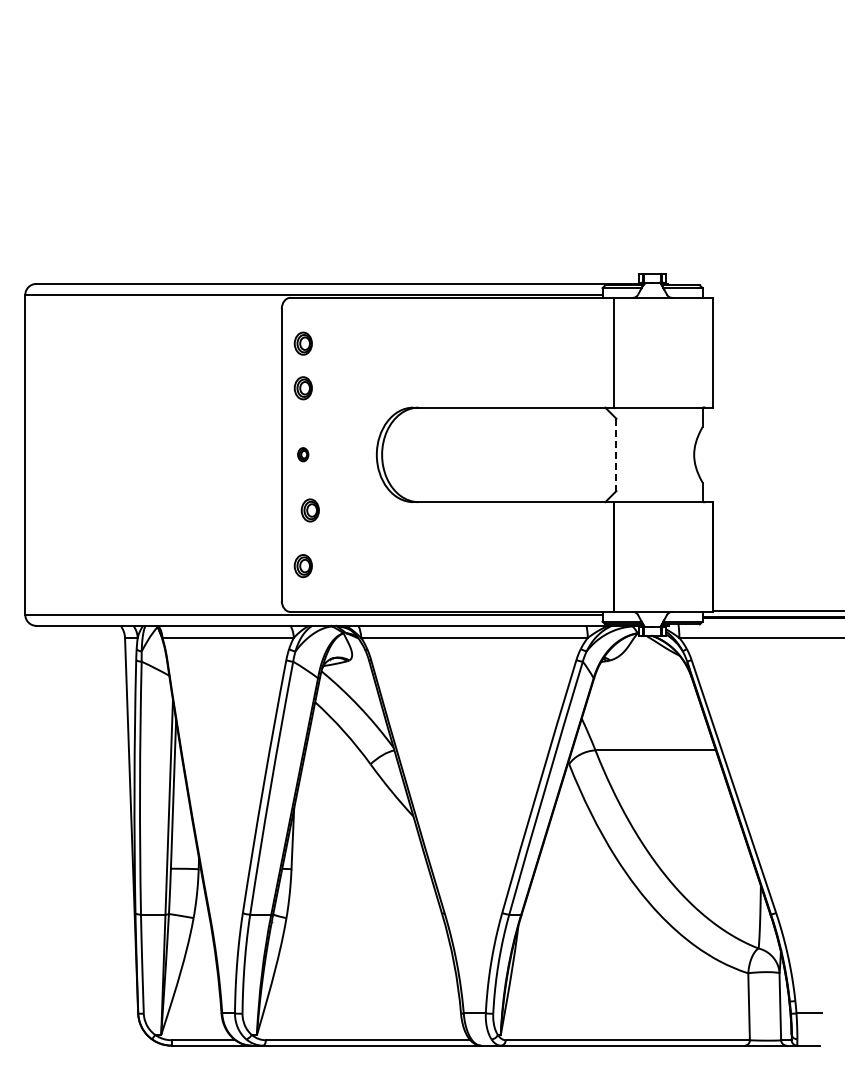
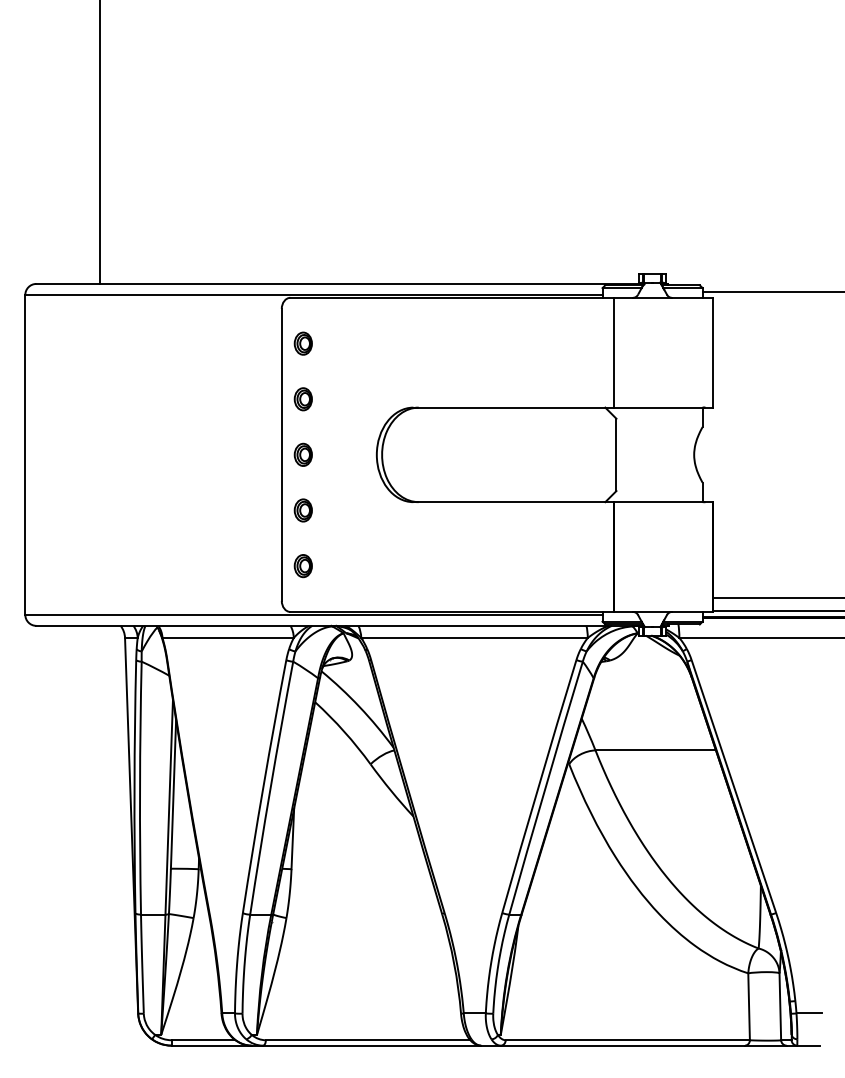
line: none -> present (100, 142)
line: none -> present (771, 292)
part position: (302, 388) -> (302, 399) (302, 399)
part size: 13x16 px -> 20x25 px (302, 454)
line: dashed -> solid (616, 455)
part position: (309, 510) -> (302, 510) (302, 510)
line: none -> present (777, 598)
